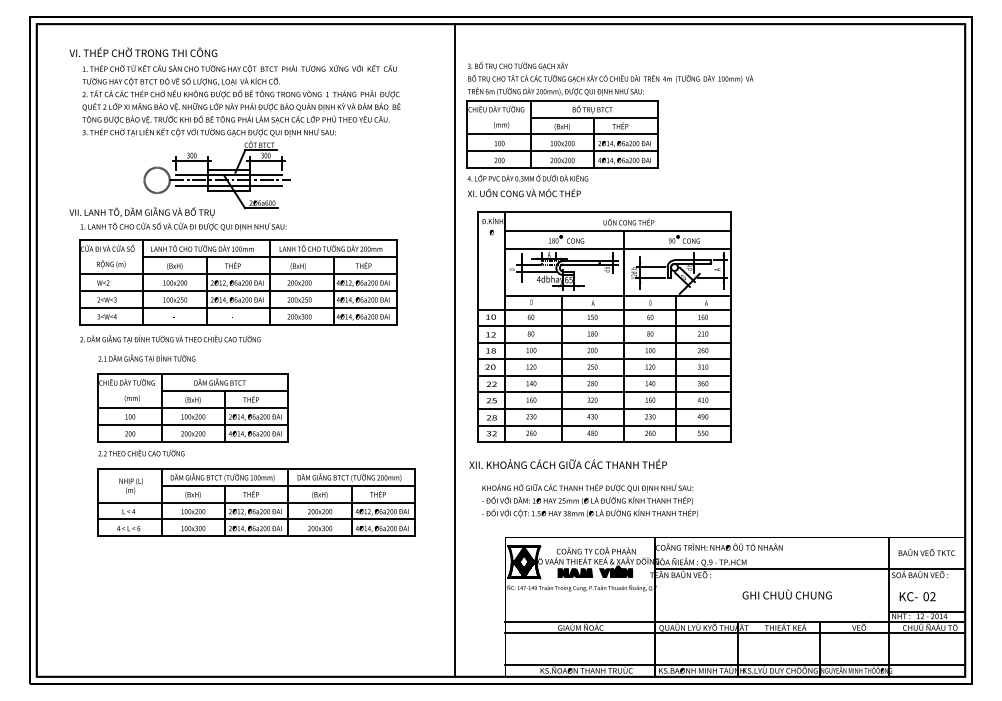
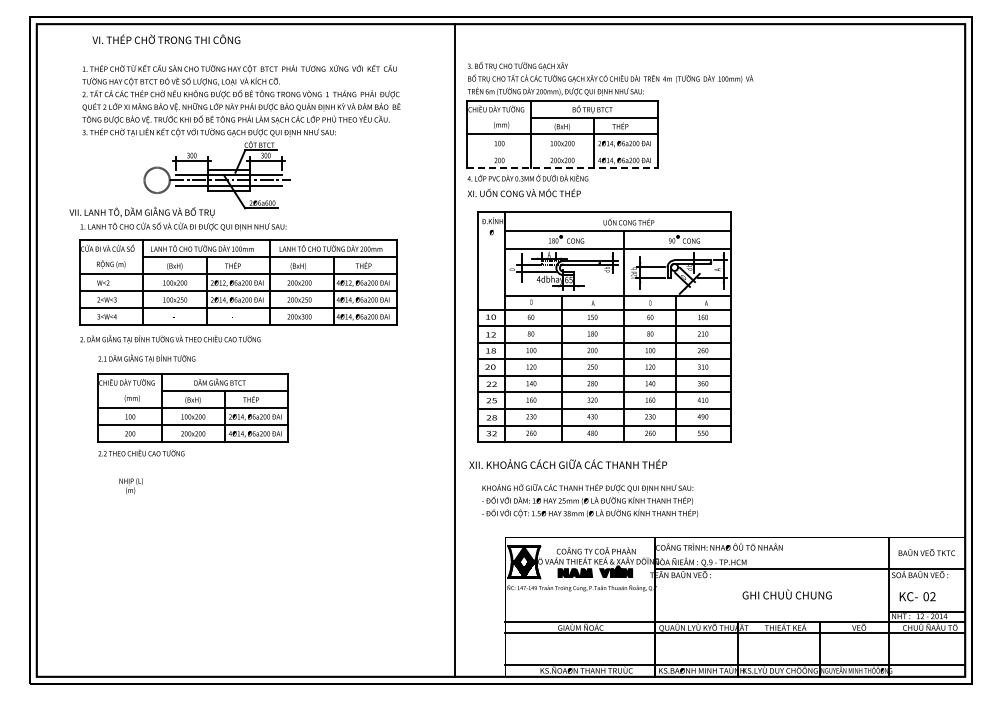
text position: (143, 51) -> (166, 38) (166, 38)
line: present -> none (562, 151)
line: solid -> dashed (563, 168)
part: present -> none (256, 502)
